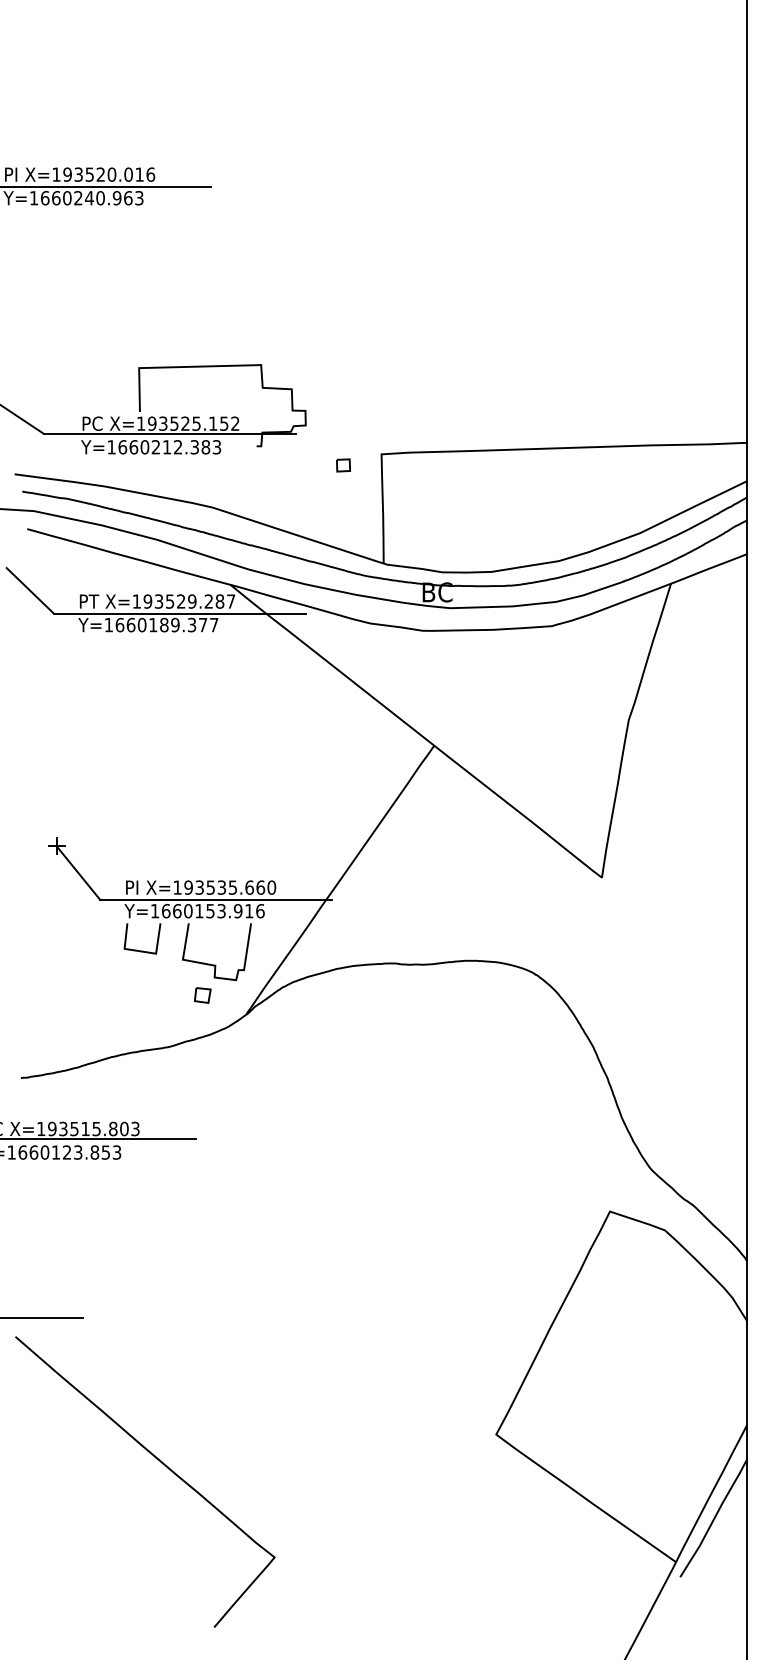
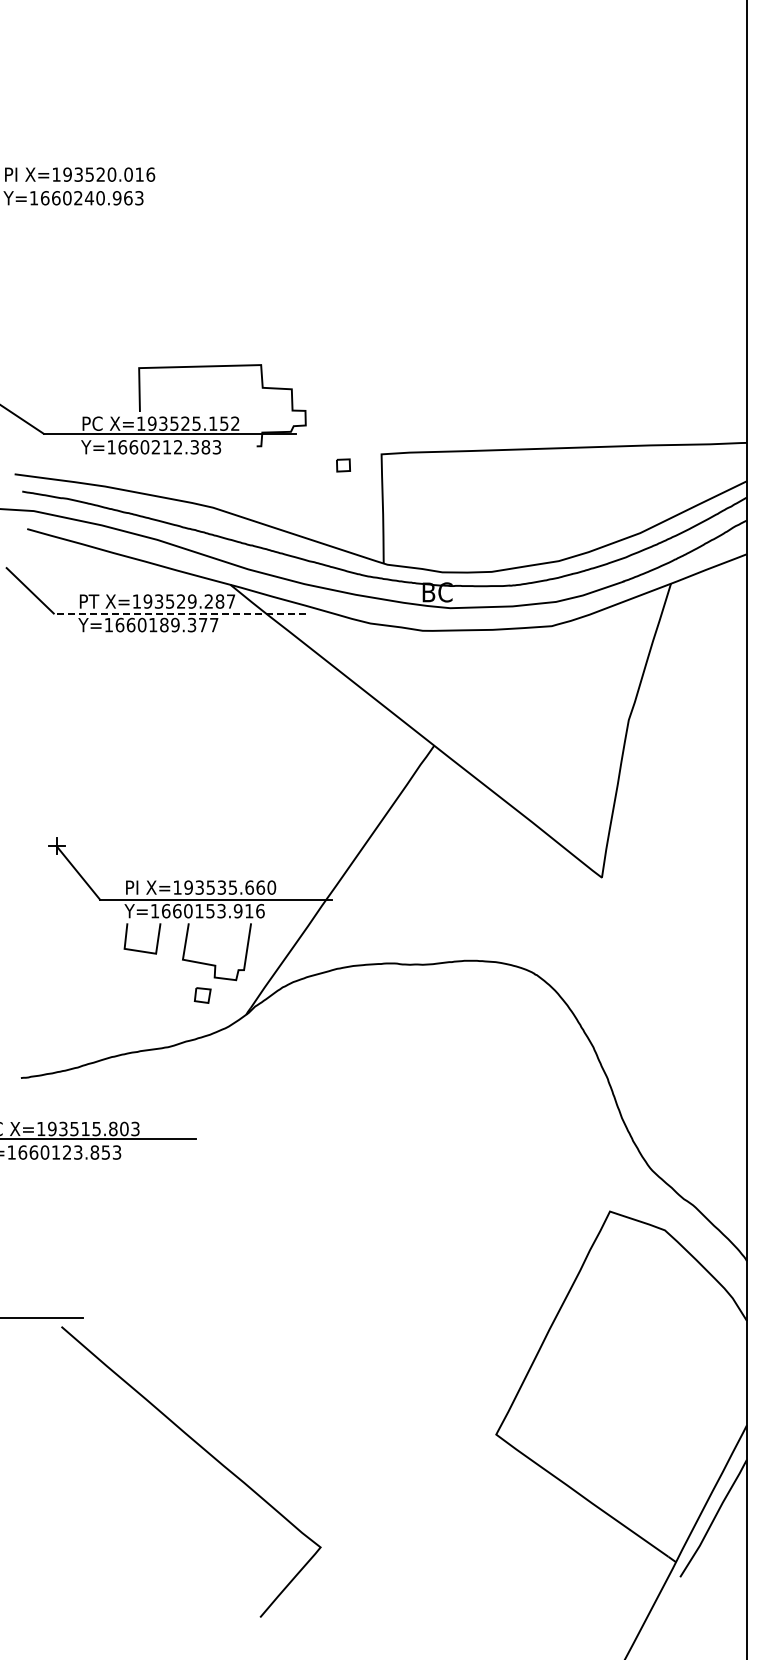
line: present -> none (106, 186)
line: solid -> dashed (179, 613)
curve position: (162, 1464) -> (208, 1454) (208, 1454)
